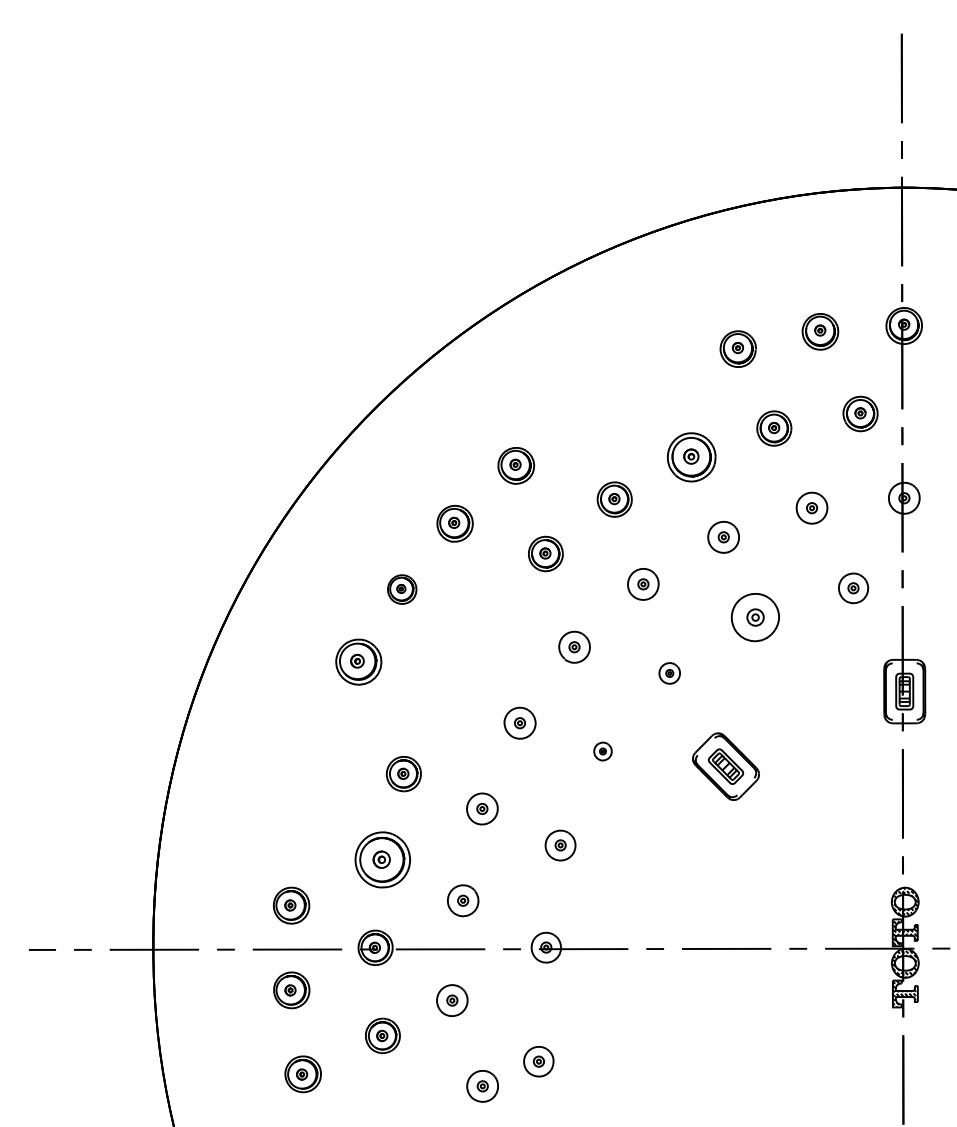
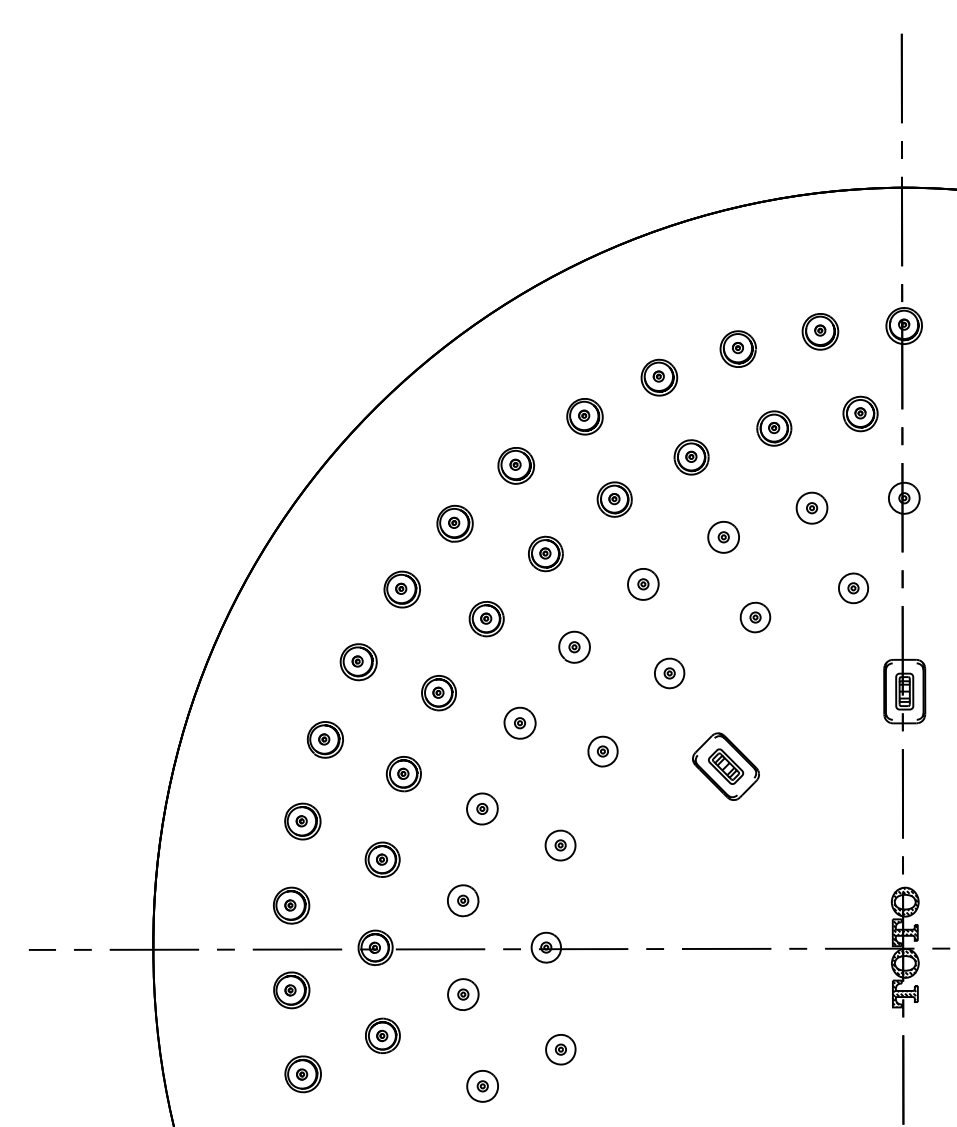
part: none -> present (659, 377)
part: none -> present (584, 416)
part size: 51x51 px -> 37x37 px (691, 457)
part size: 31x31 px -> 38x39 px (401, 589)
part size: 50x50 px -> 33x33 px (755, 617)
part: none -> present (486, 619)
part size: 48x48 px -> 39x39 px (358, 662)
part size: 23x23 px -> 32x33 px (669, 673)
part: none -> present (438, 693)
part: none -> present (324, 739)
part size: 20x21 px -> 32x33 px (602, 751)
part: none -> present (302, 821)
part size: 57x58 px -> 37x37 px (382, 859)
part position: (452, 1000) -> (463, 994) (463, 994)
part position: (538, 1061) -> (560, 1049) (560, 1049)
